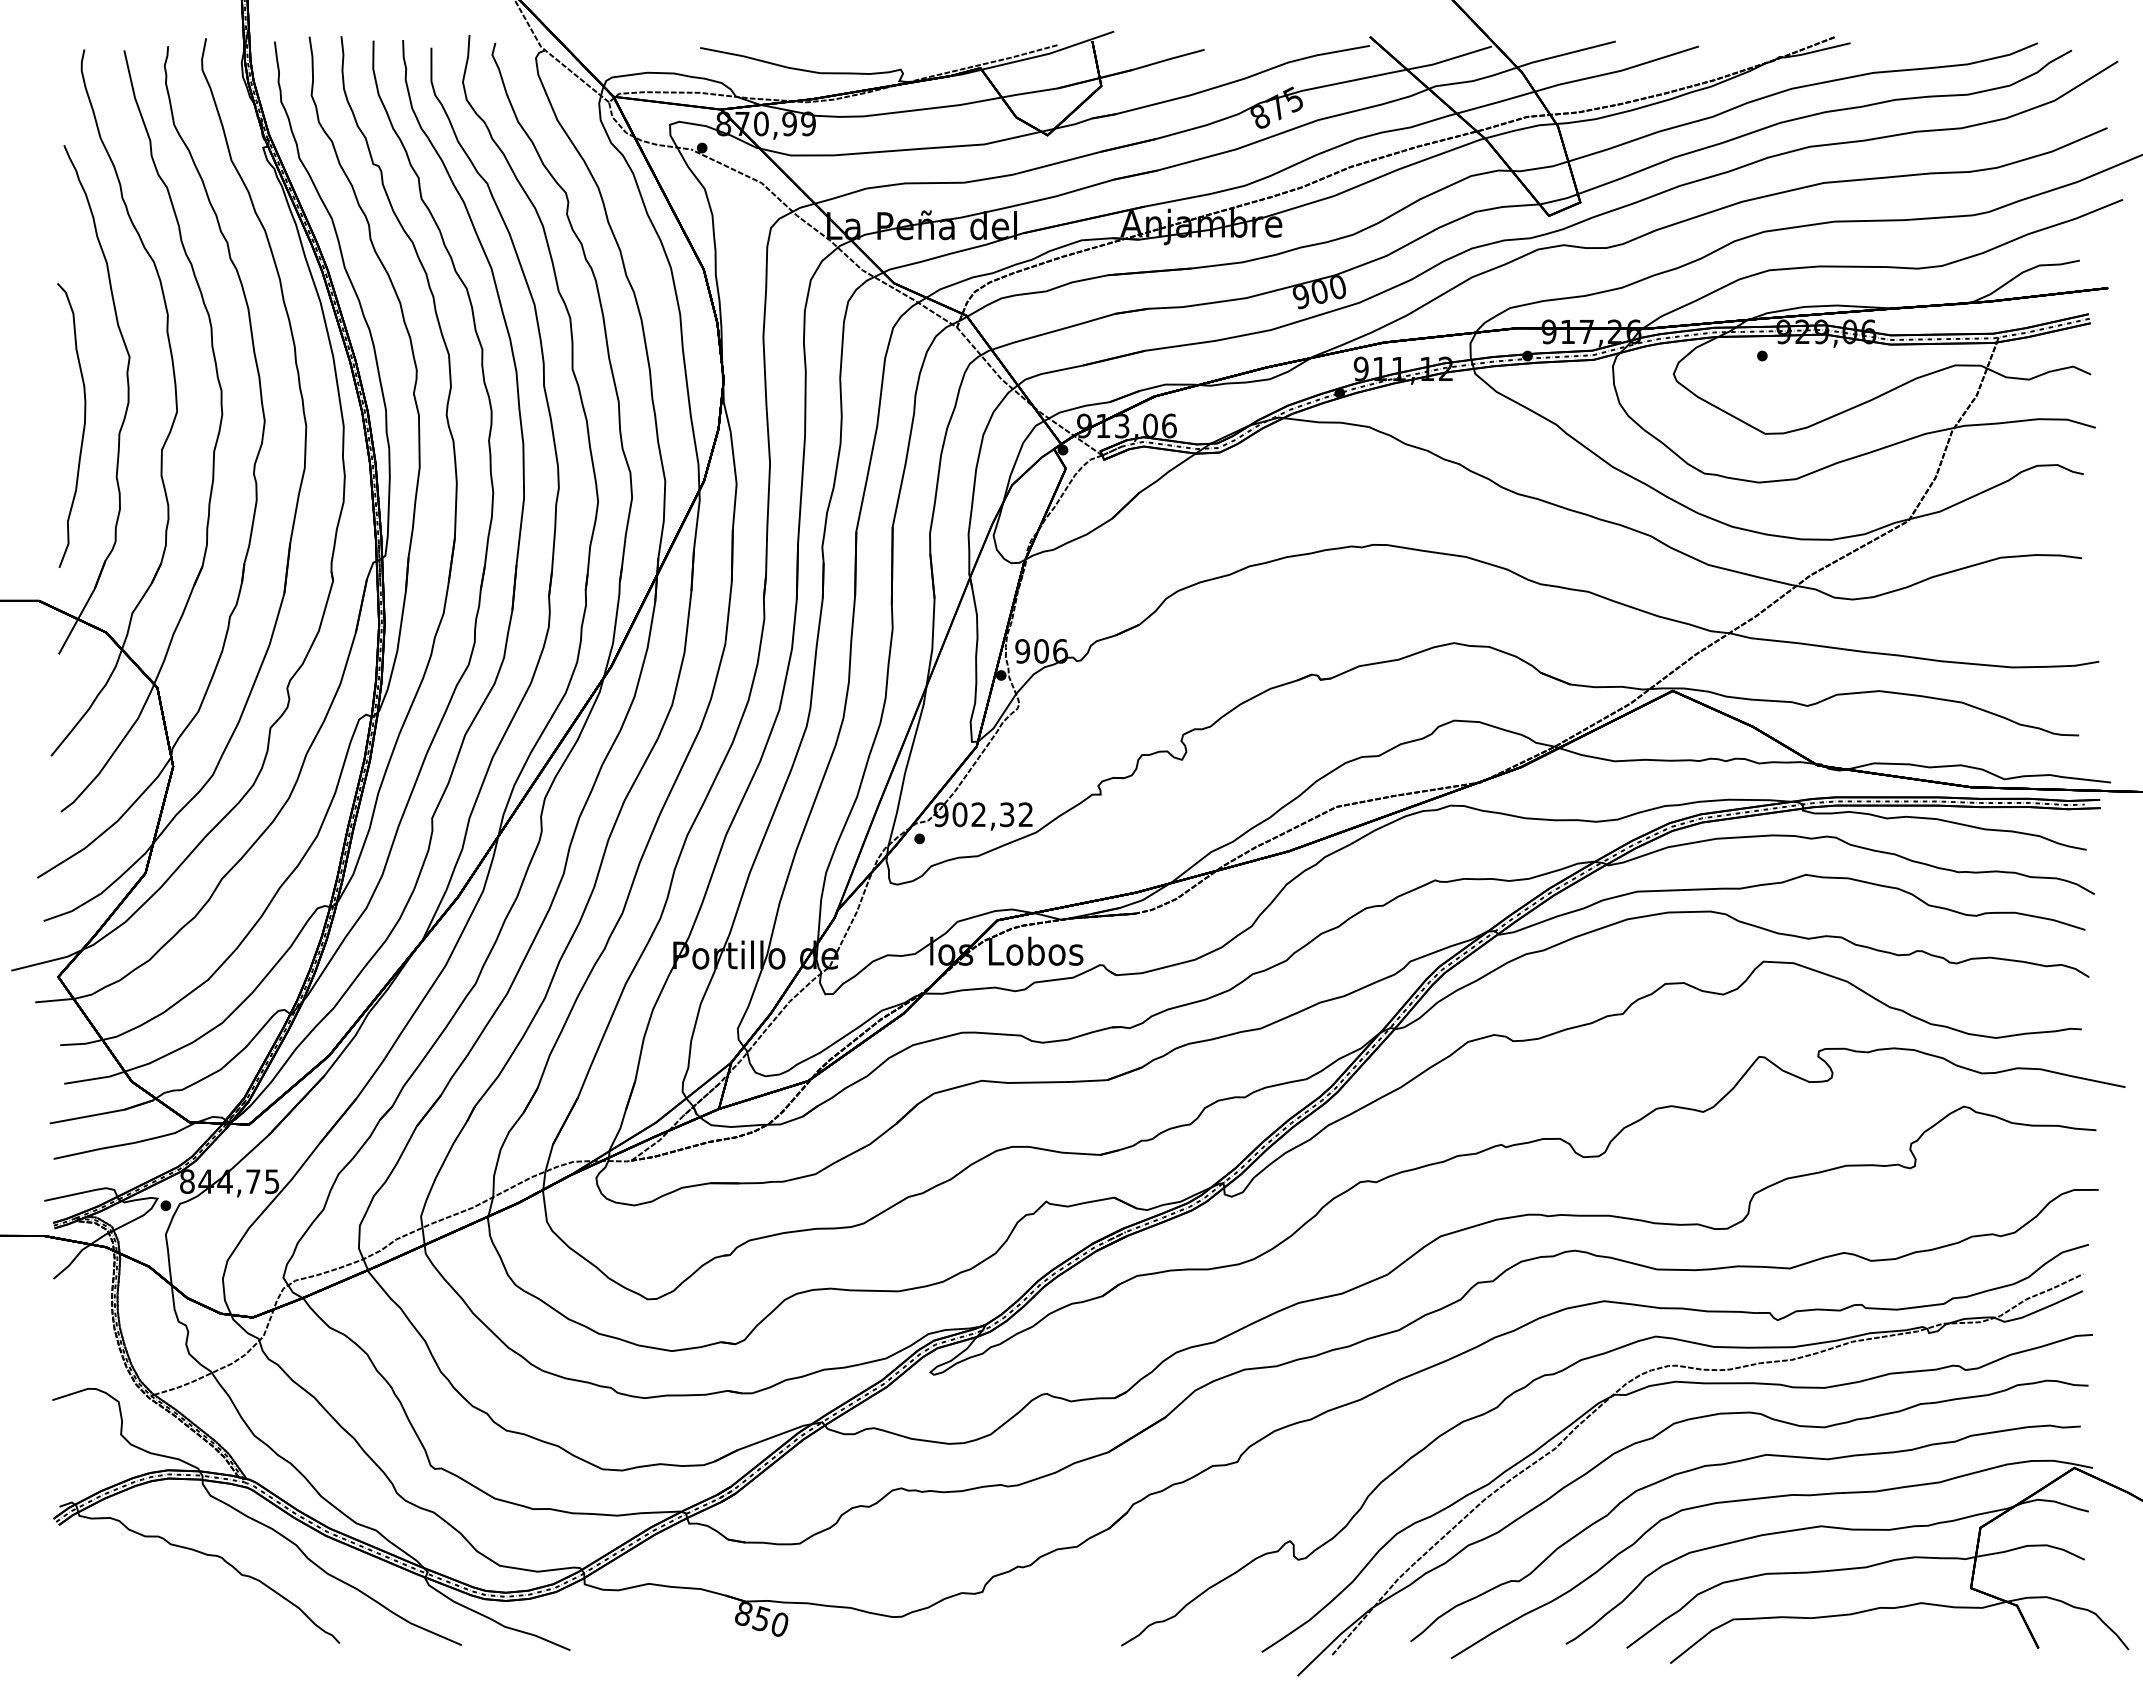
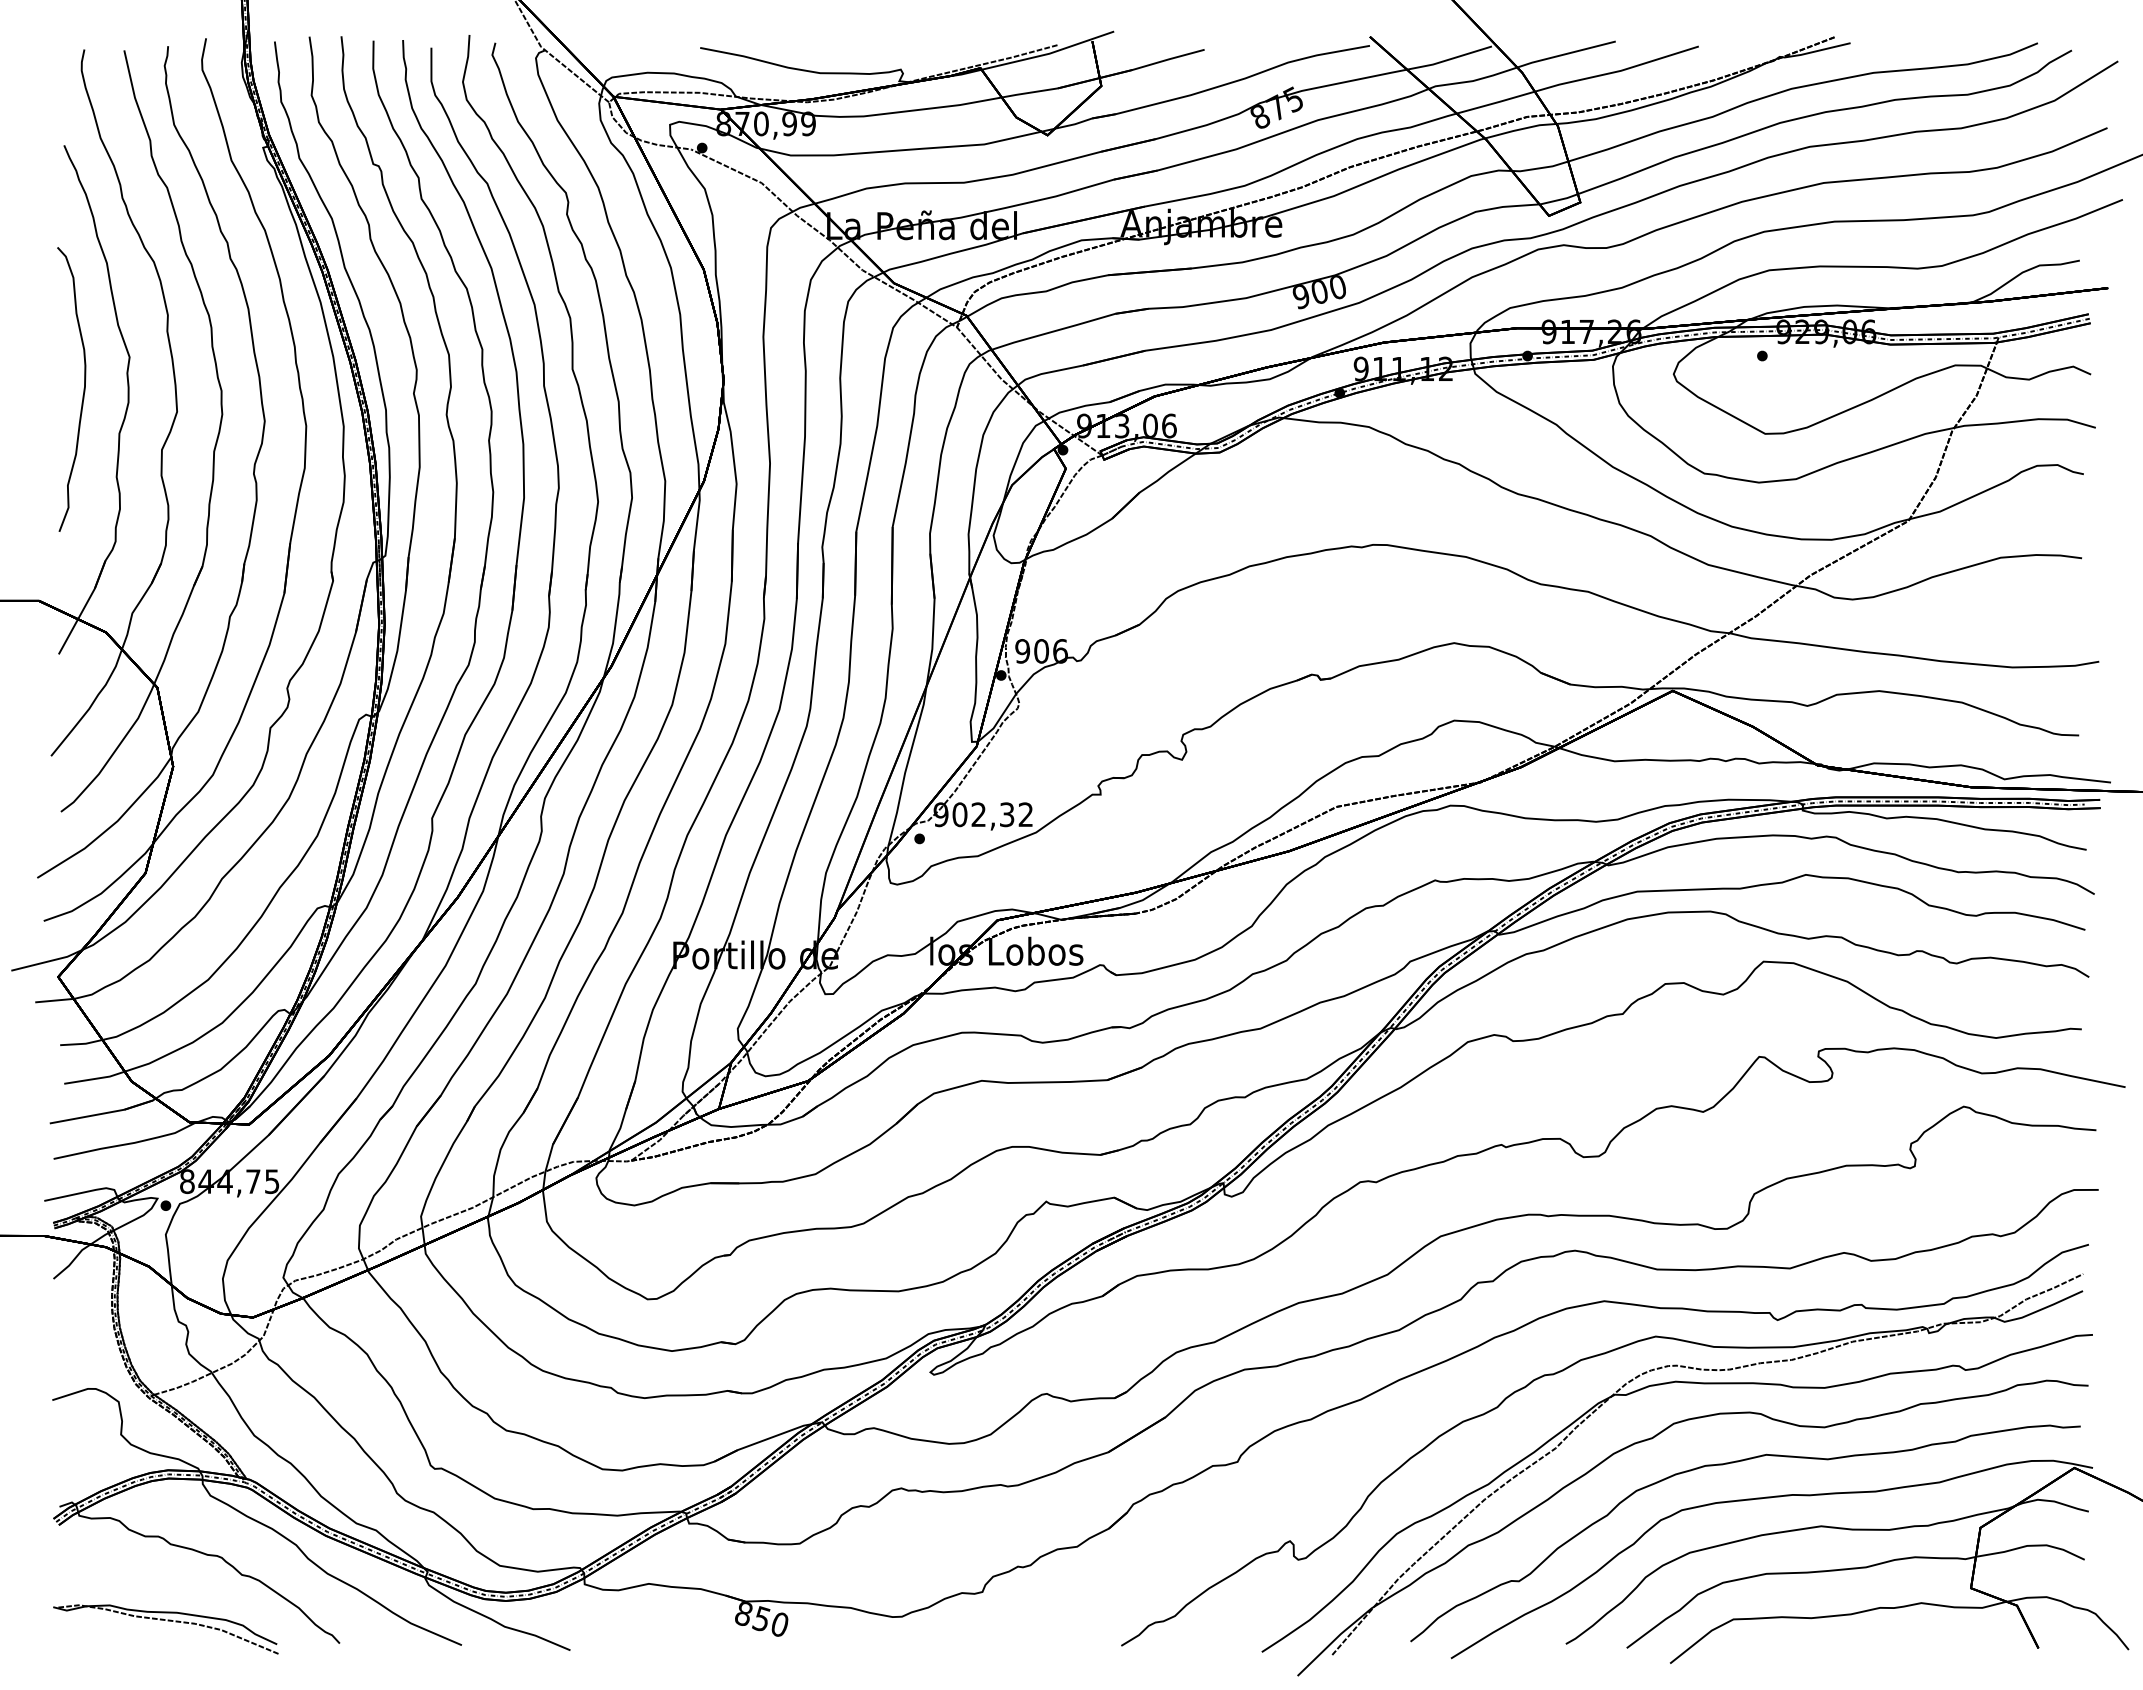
curve position: (83, 425) -> (83, 389) (83, 389)
part: none -> present (167, 1621)
